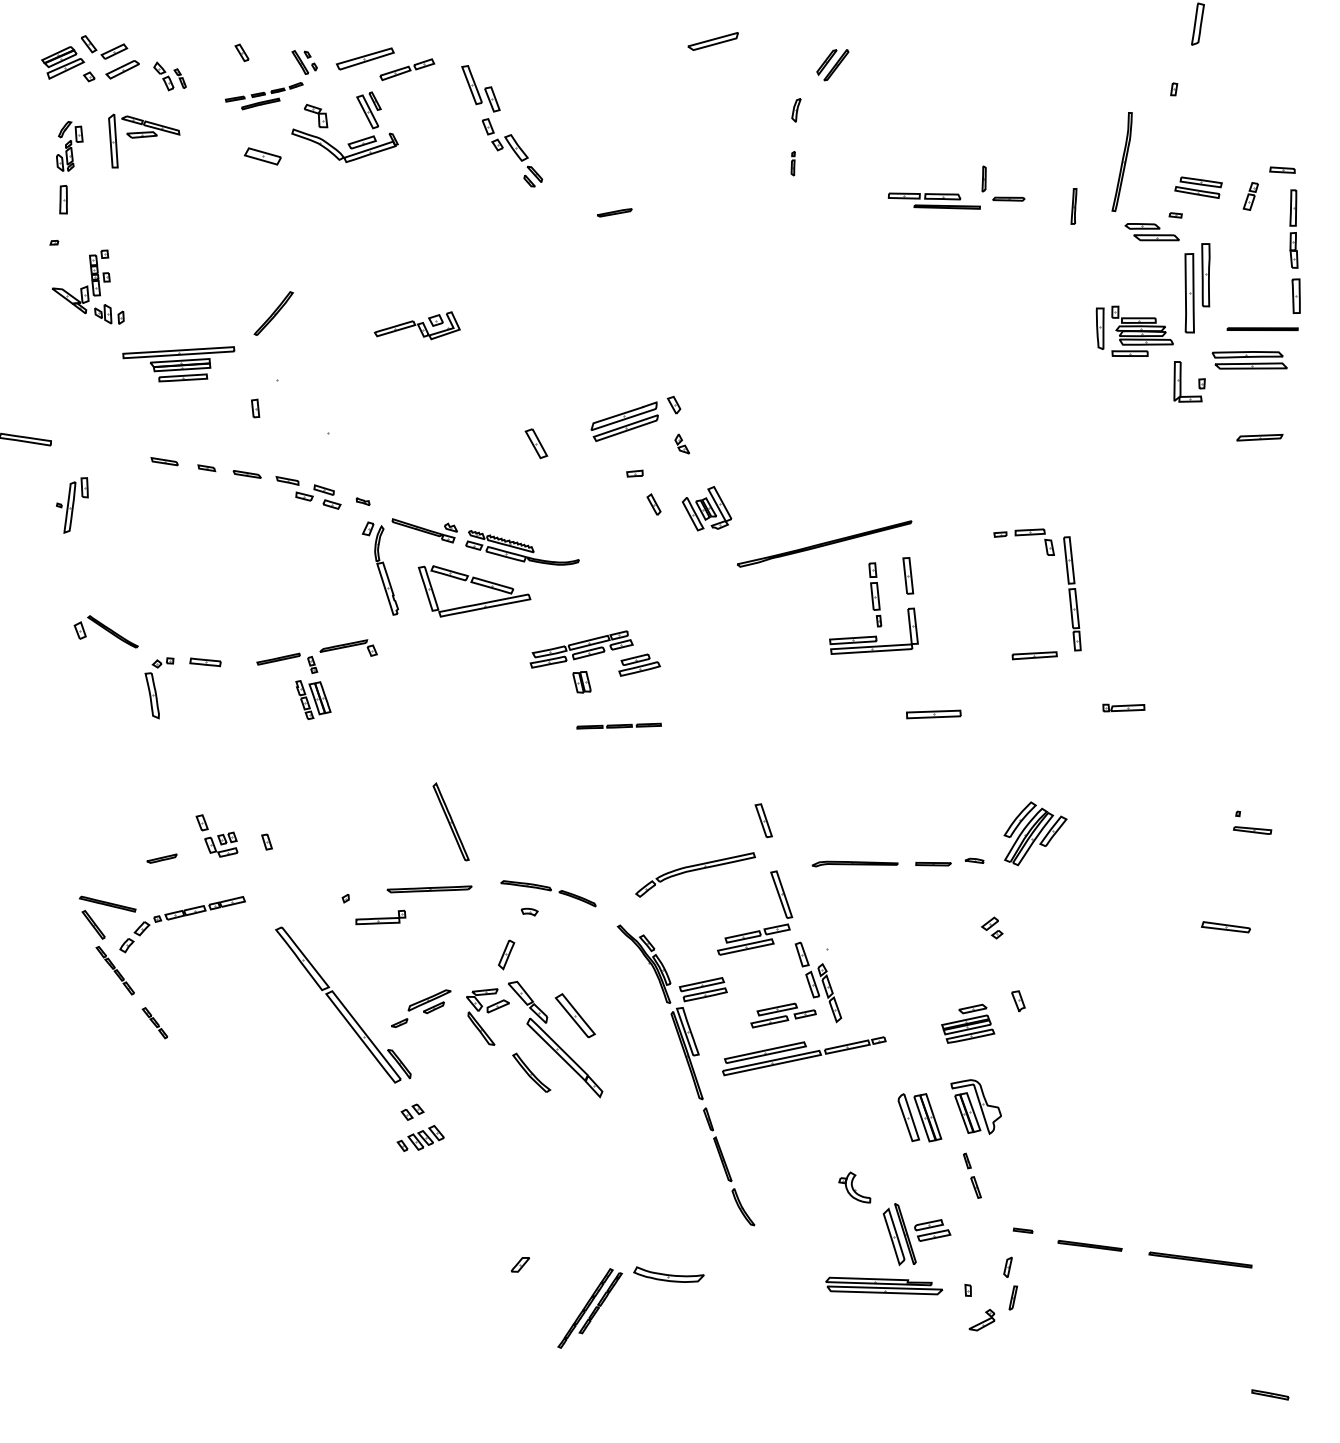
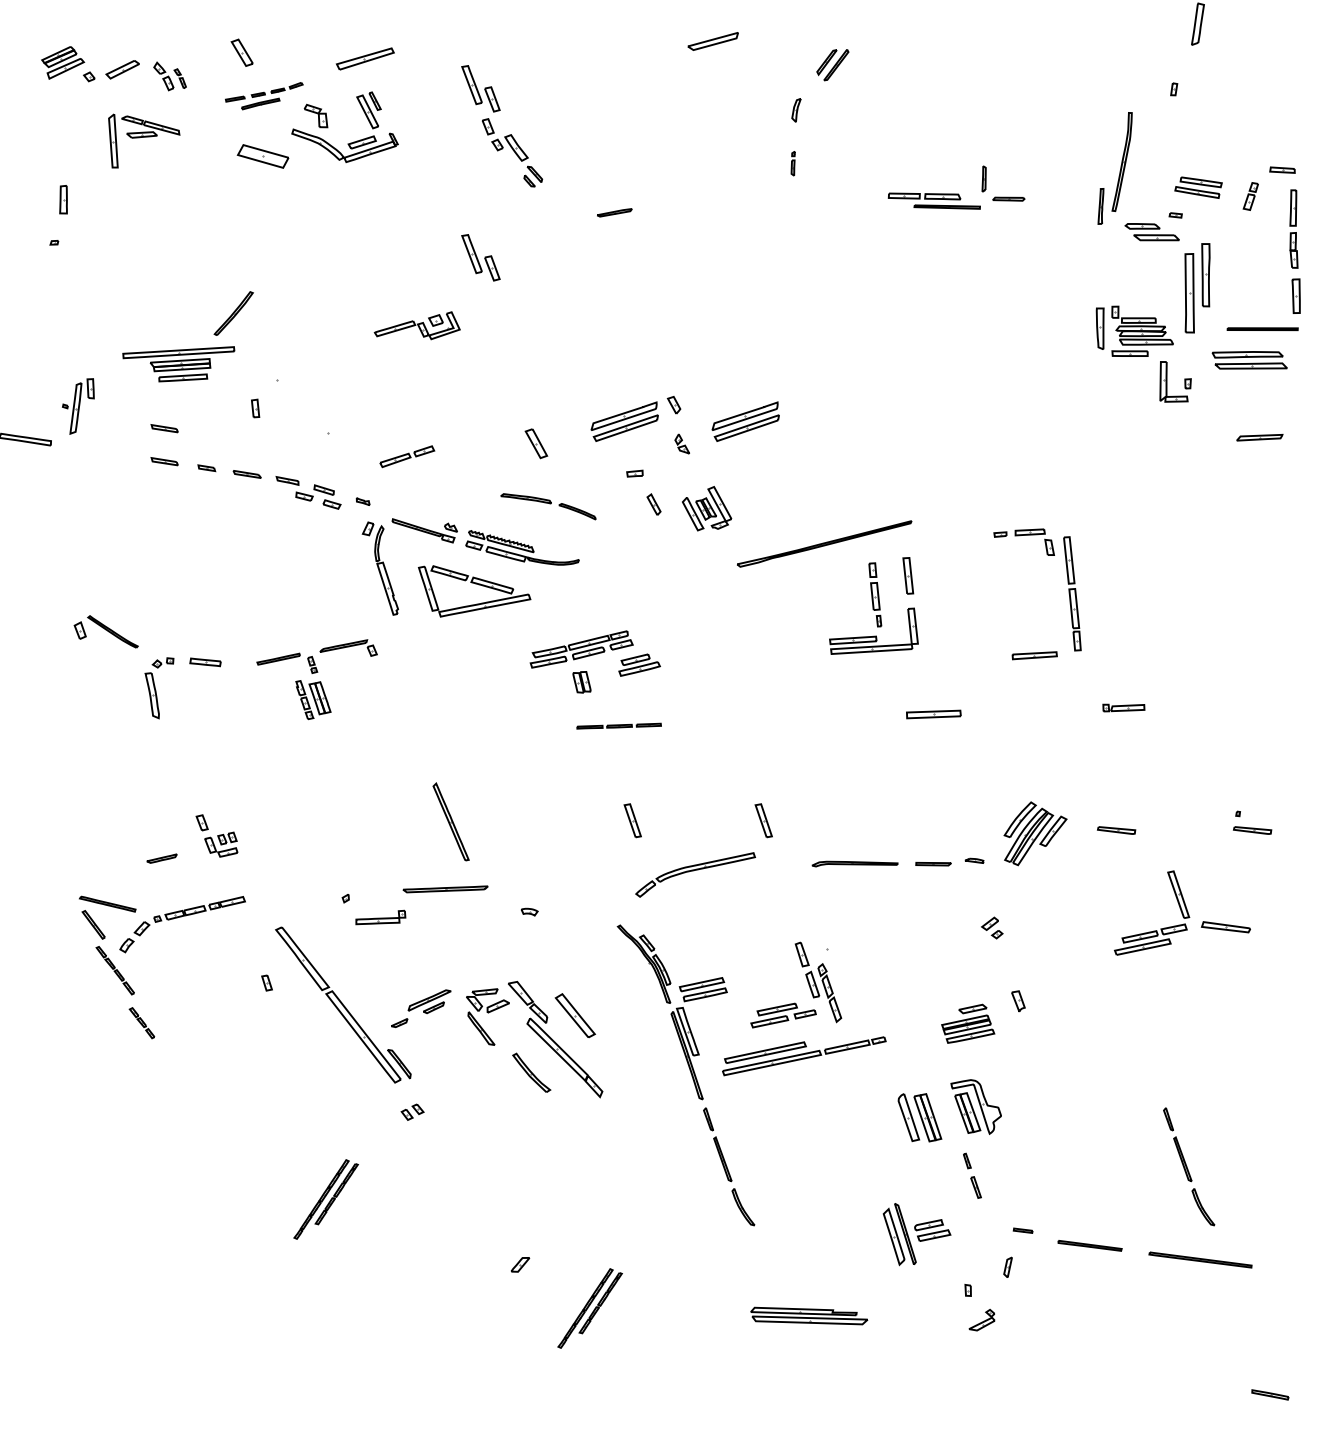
part: present -> none (104, 47)
part size: 16x20 px -> 24x29 px (241, 52)
part: present -> none (304, 62)
part position: (407, 69) -> (407, 456) (407, 456)
part: present -> none (69, 146)
part size: 39x19 px -> 54x25 px (262, 156)
part position: (1073, 206) -> (1100, 206) (1100, 206)
part: none -> present (480, 257)
part: present -> none (87, 286)
part position: (273, 313) -> (233, 313) (233, 313)
part position: (1181, 381) -> (1167, 381) (1167, 381)
part: none -> present (745, 421)
part: none -> present (164, 428)
part position: (72, 505) -> (78, 406) (78, 406)
part: none -> present (632, 820)
part: none -> present (1116, 830)
part position: (266, 841) -> (266, 982) (266, 982)
part position: (429, 889) -> (445, 889) (445, 889)
part position: (548, 893) -> (548, 506) (548, 506)
part position: (763, 928) -> (1160, 928) (1160, 928)
part: present -> none (506, 954)
part position: (154, 1023) -> (141, 1023) (141, 1023)
part: present -> none (420, 1138)
part: none -> present (1189, 1166)
part: present -> none (854, 1187)
part: none -> present (325, 1199)
part: present -> none (668, 1274)
part position: (884, 1285) -> (809, 1315) (809, 1315)
part: present -> none (1013, 1297)
